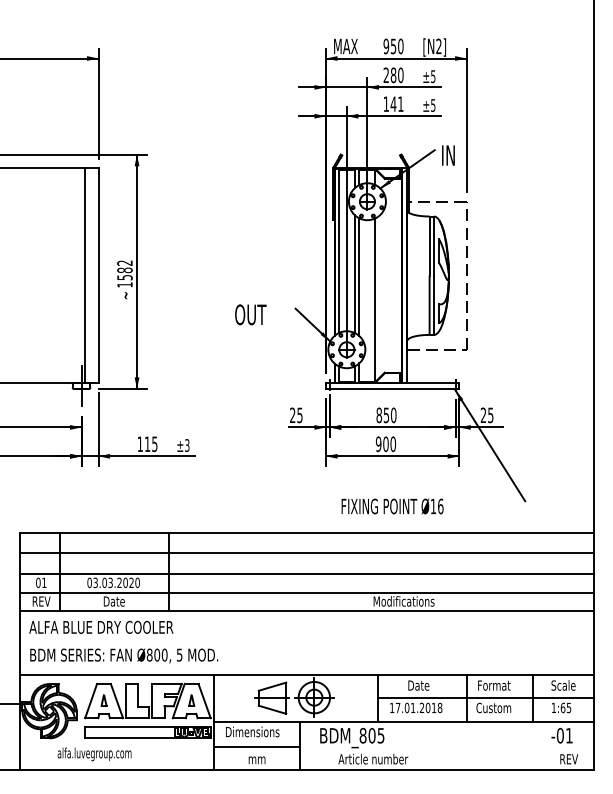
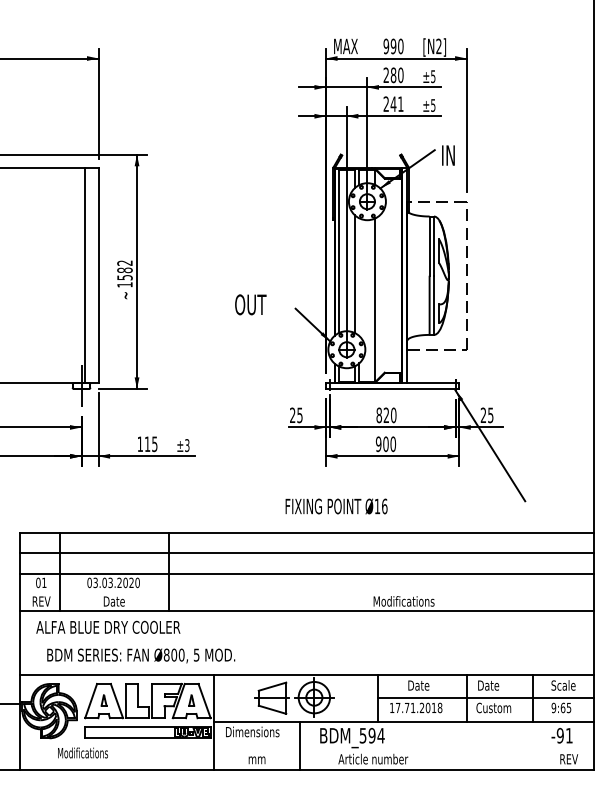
text: 950 -> 990 (393, 45)
text: 141 -> 241 (385, 103)
line: present -> none (359, 277)
text position: (250, 314) -> (250, 304) (250, 304)
text: 850 -> 820 (386, 415)
text position: (392, 506) -> (336, 506) (336, 506)
line: present -> none (307, 592)
text position: (101, 626) -> (108, 626) (108, 626)
text position: (124, 655) -> (141, 655) (141, 655)
text: Format -> Date (494, 685)
text: 17.01.2018 -> 17.71.2018 (406, 707)
text: 1:65 -> 9:65 (553, 707)
text: BDM_805 -> BDM_594 (371, 735)
text: -01 -> -91 (559, 735)
line: present -> none (257, 746)
text: alfa.luvegroup.com -> Modifications (94, 754)
